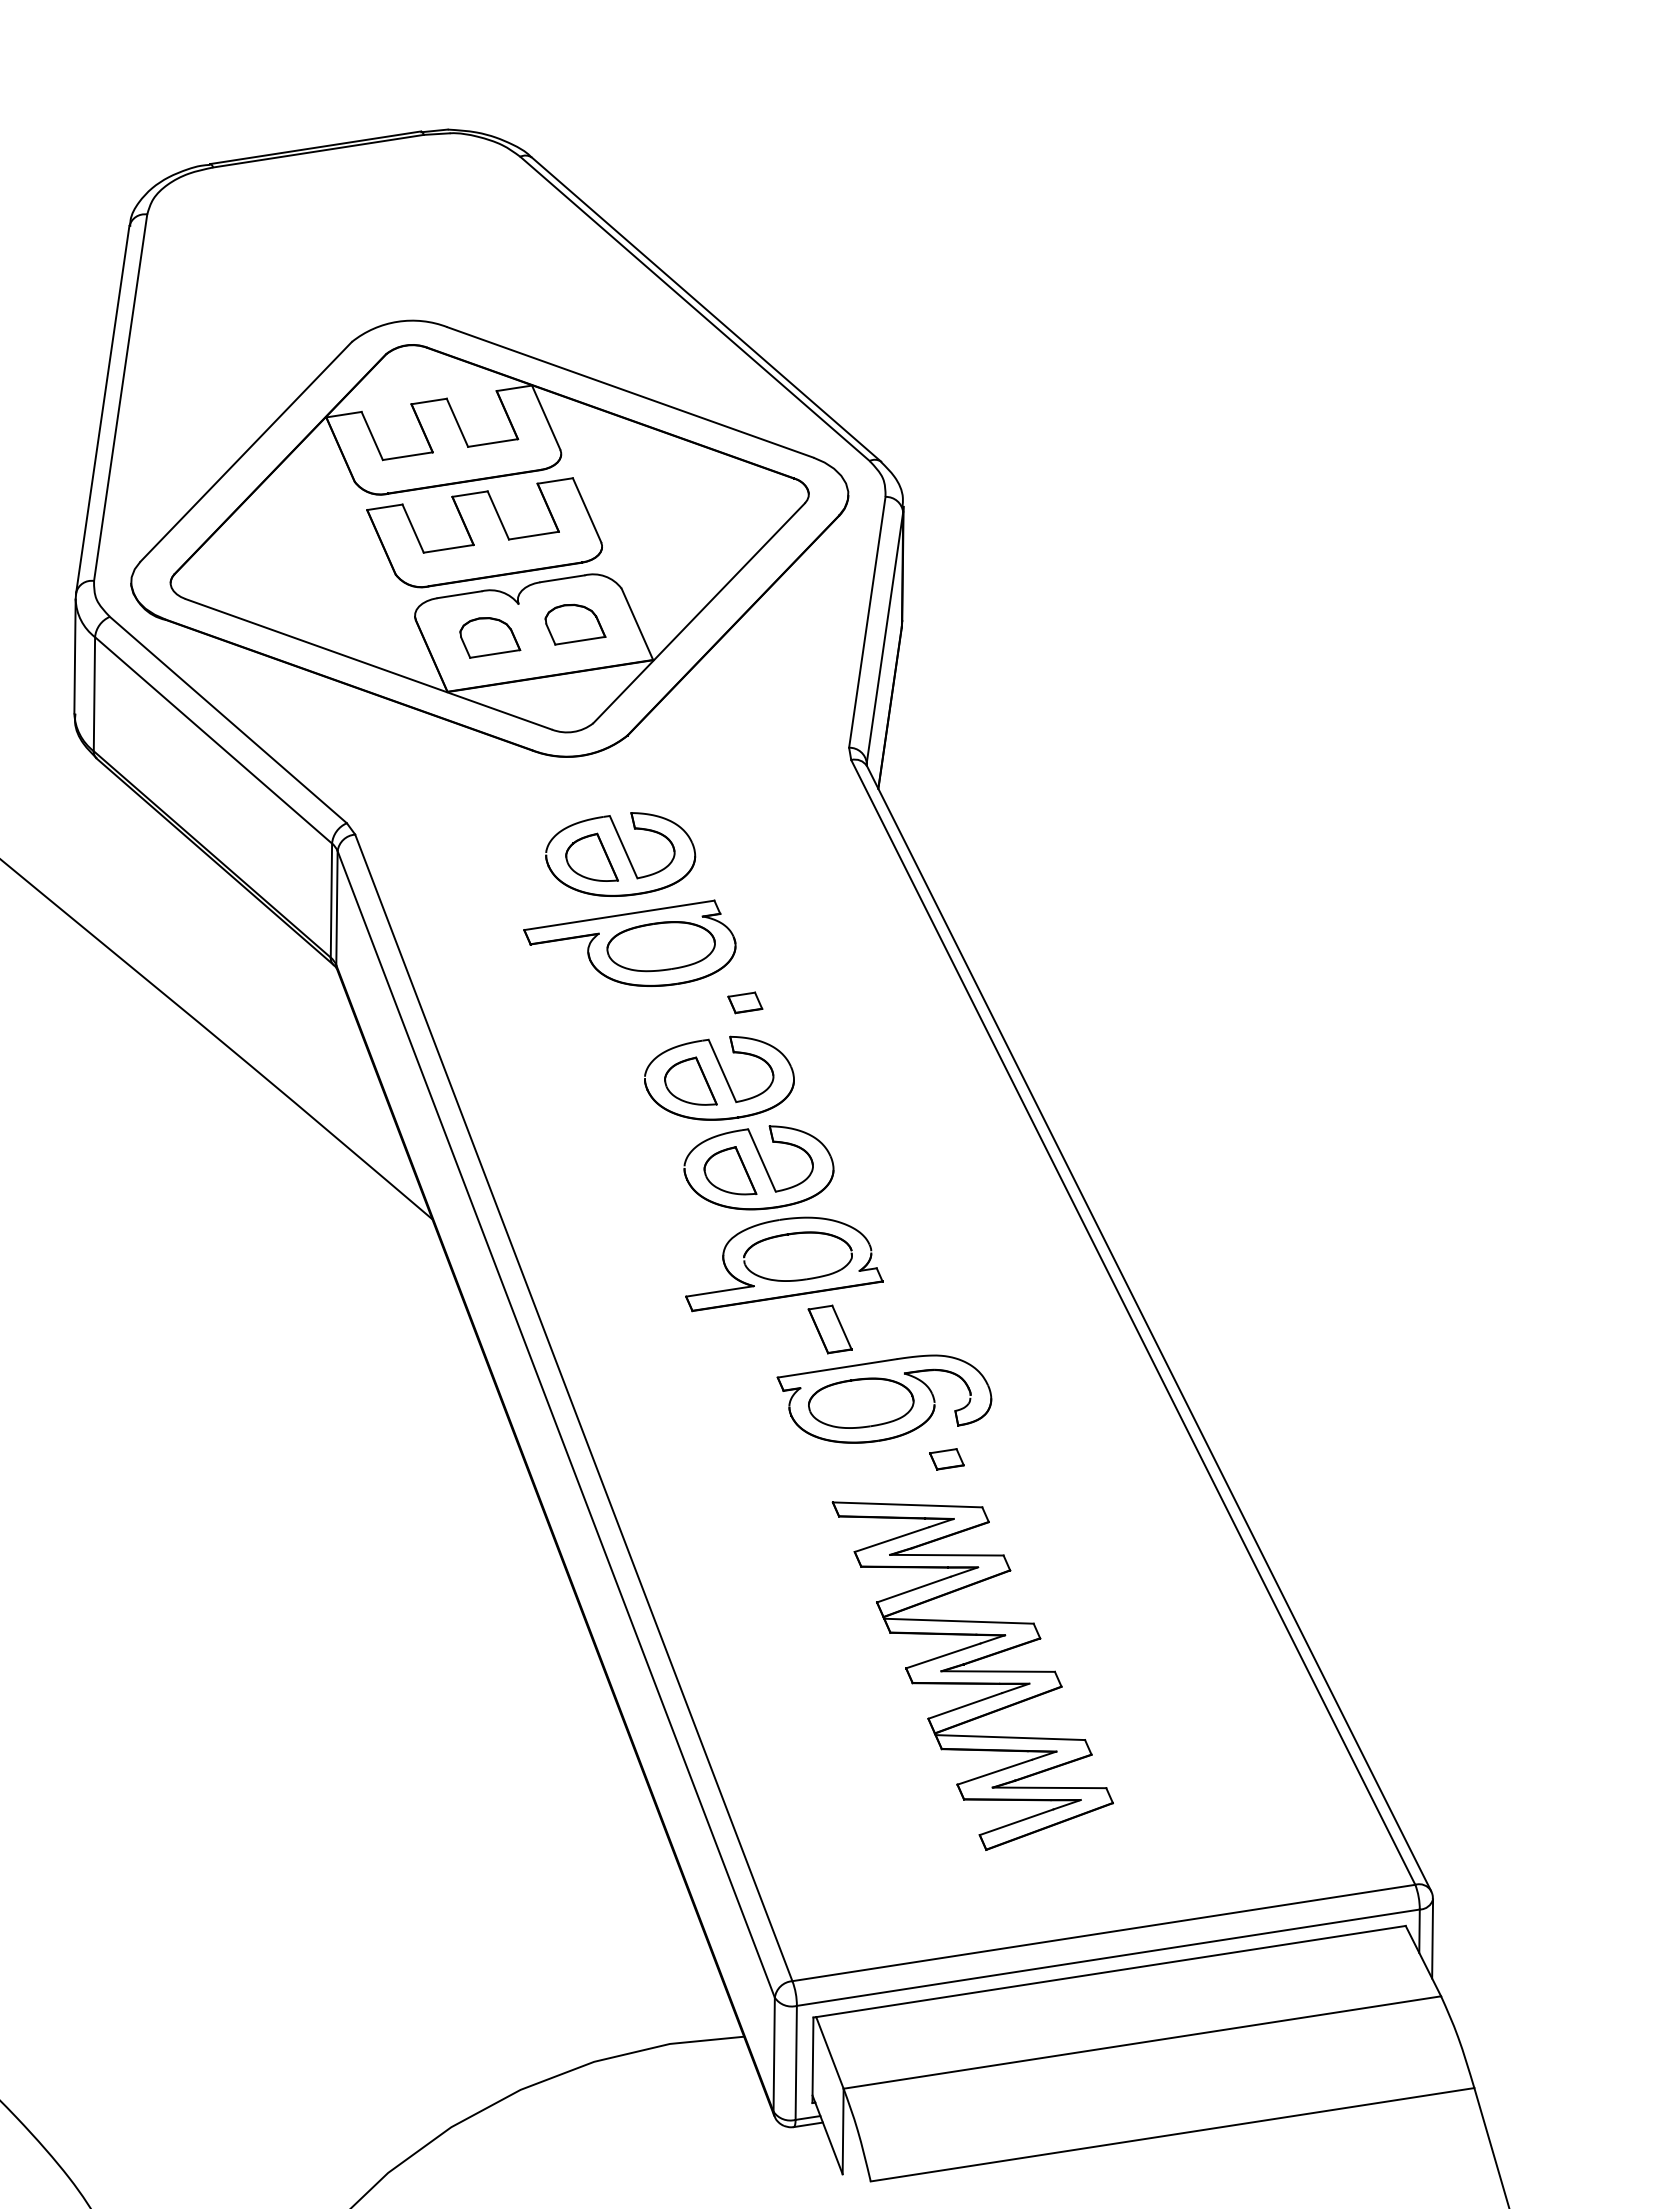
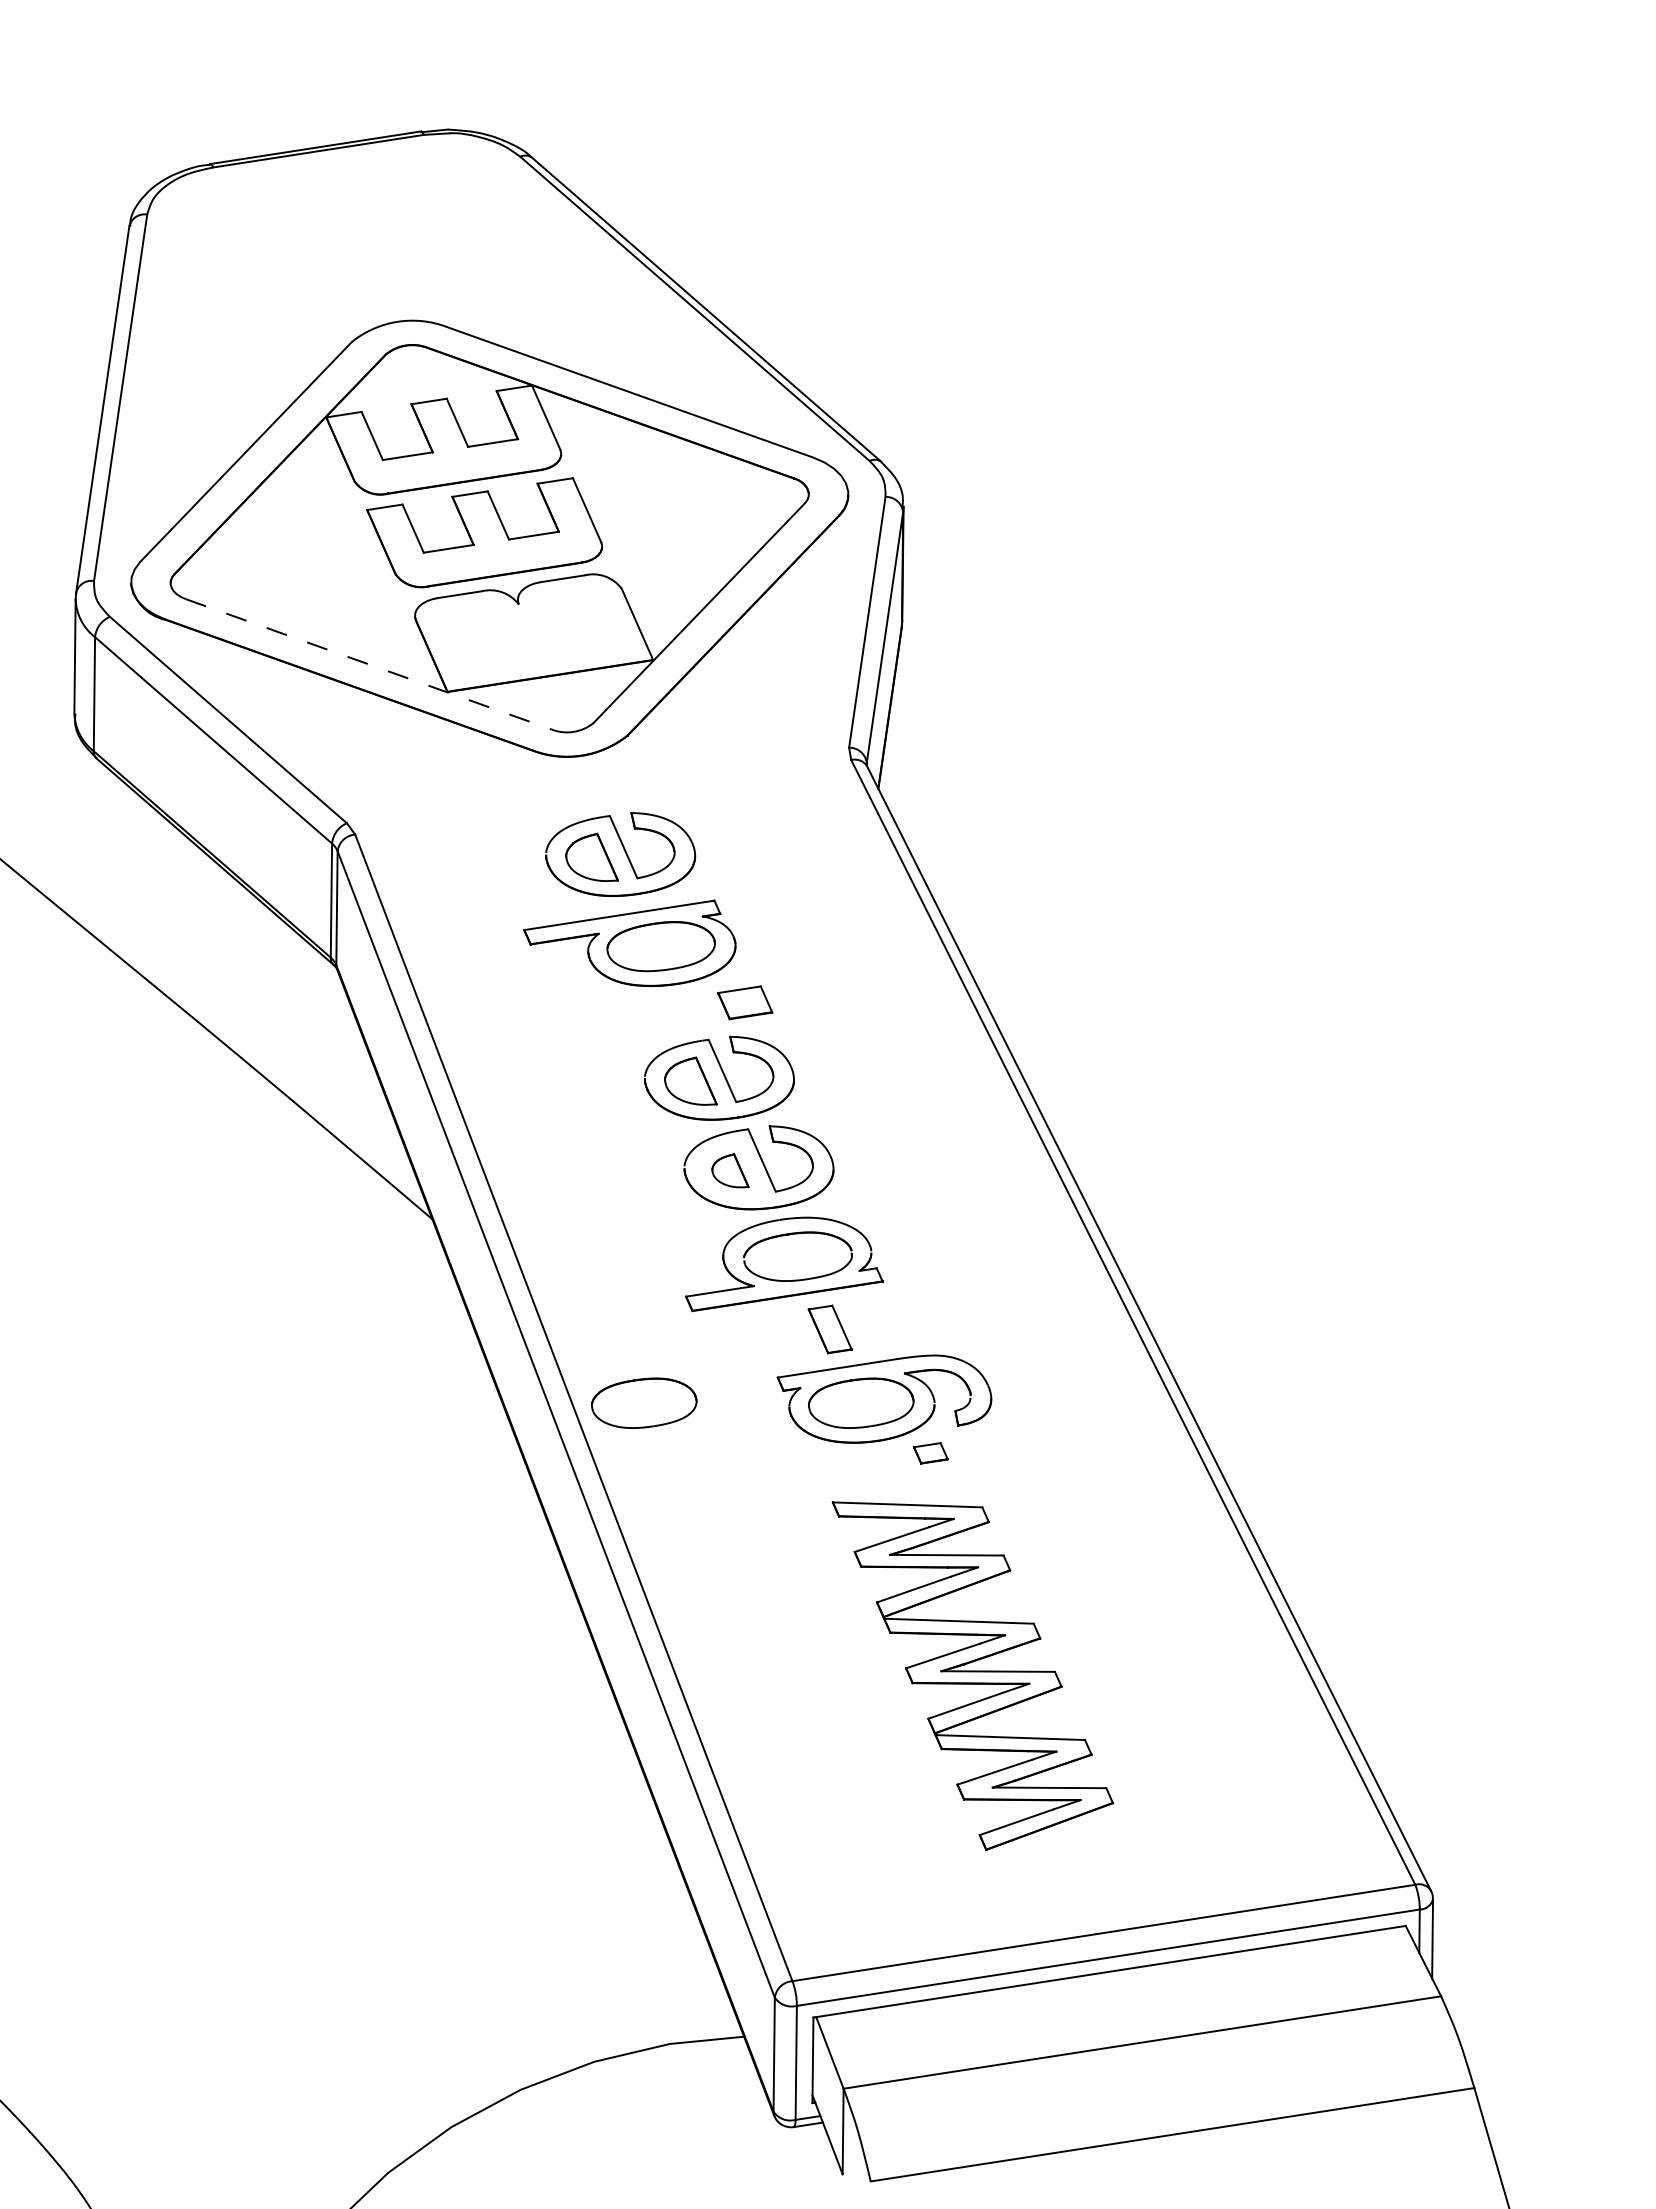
part: present -> none (575, 624)
part: present -> none (490, 637)
line: solid -> dashed (369, 664)
part size: 37x24 px -> 57x36 px (745, 1002)
part size: 55x50 px -> 39x36 px (730, 1170)
part: none -> present (644, 1402)
part position: (946, 1459) -> (930, 1453) (930, 1453)
